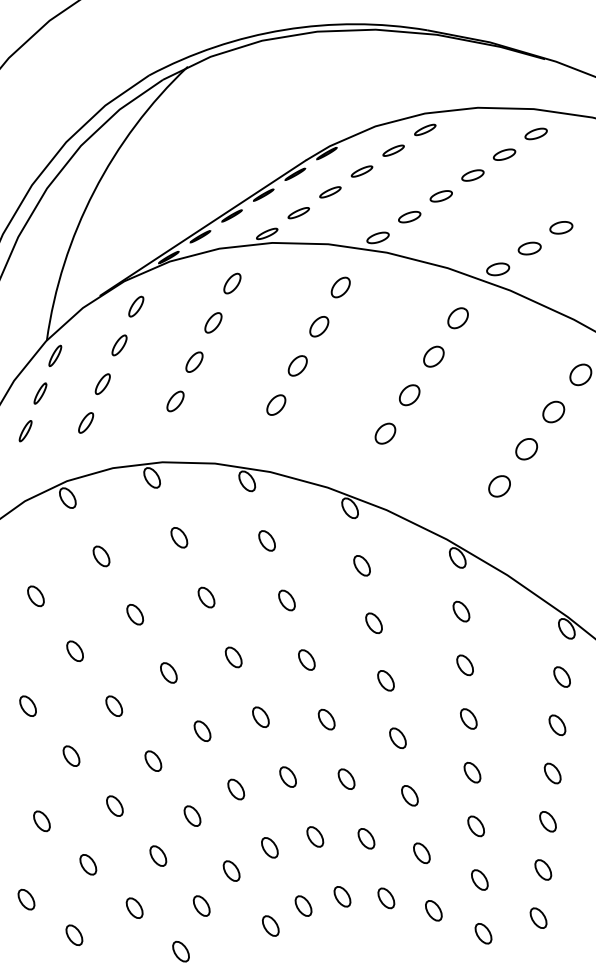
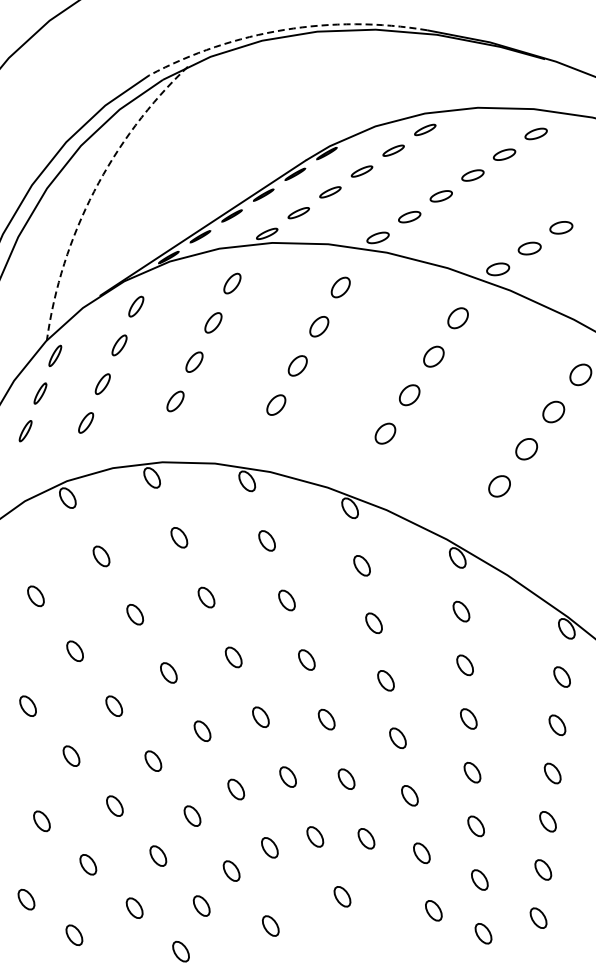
arc: solid -> dashed (284, 29)
arc: solid -> dashed (94, 191)
part: present -> none (386, 898)
part: present -> none (303, 905)
